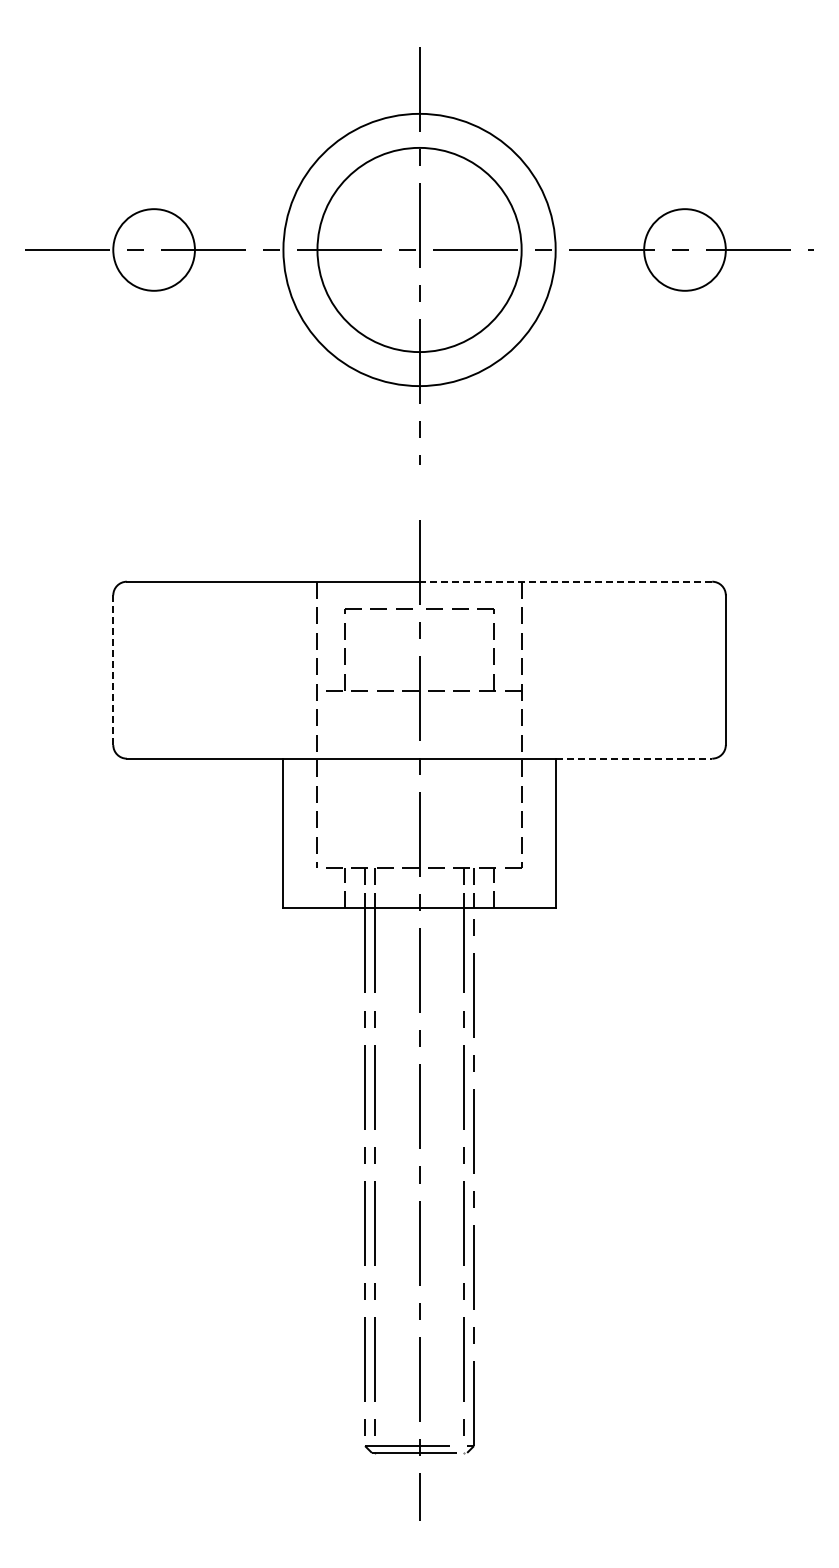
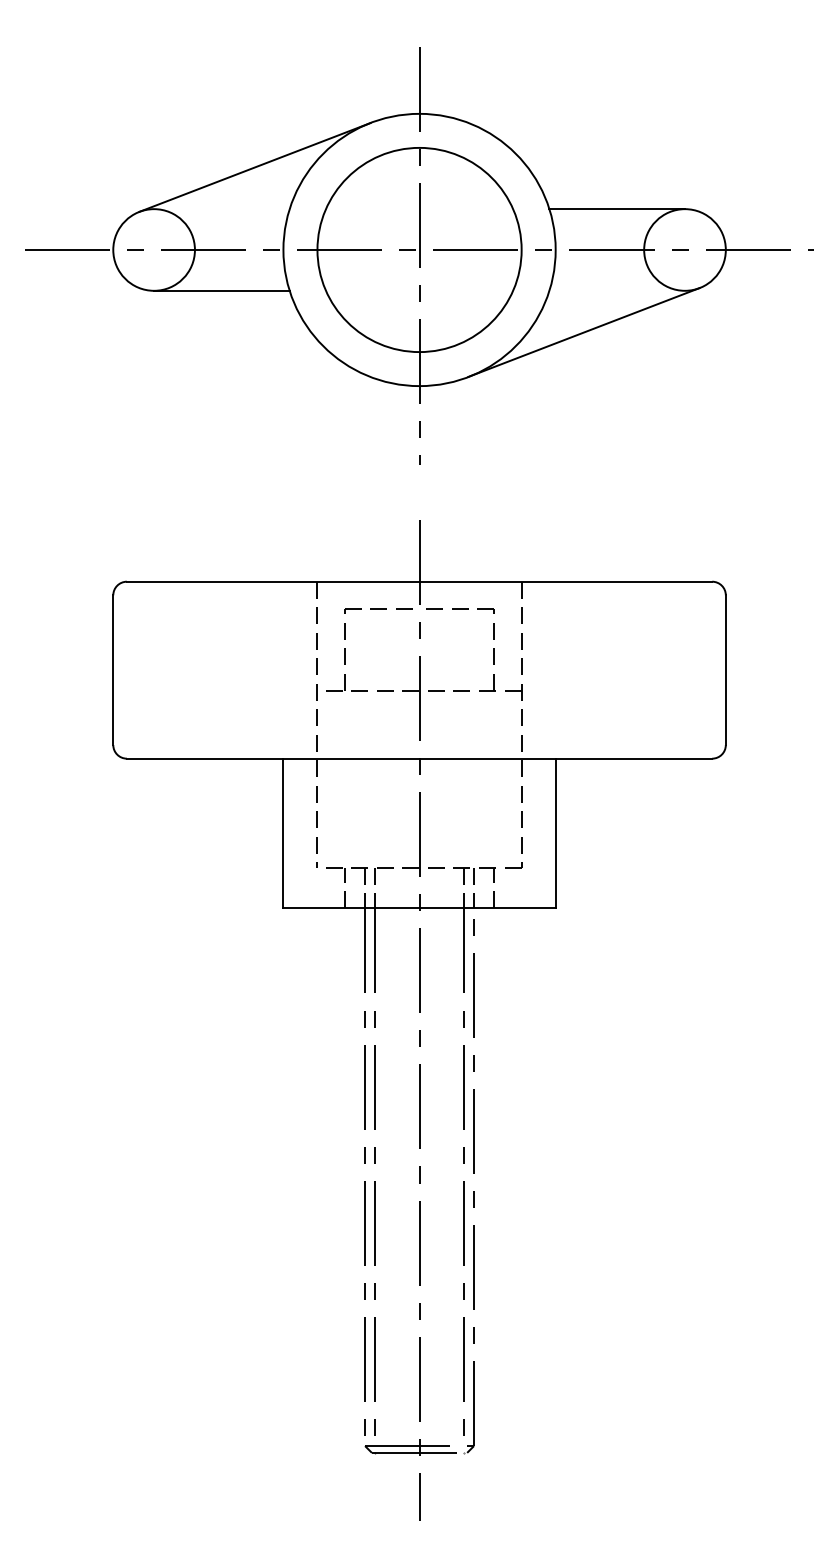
line: none -> present (254, 166)
line: none -> present (617, 209)
line: none -> present (221, 290)
line: none -> present (583, 332)
line: dashed -> solid (565, 581)
line: dashed -> solid (113, 670)
line: dashed -> solid (634, 758)
